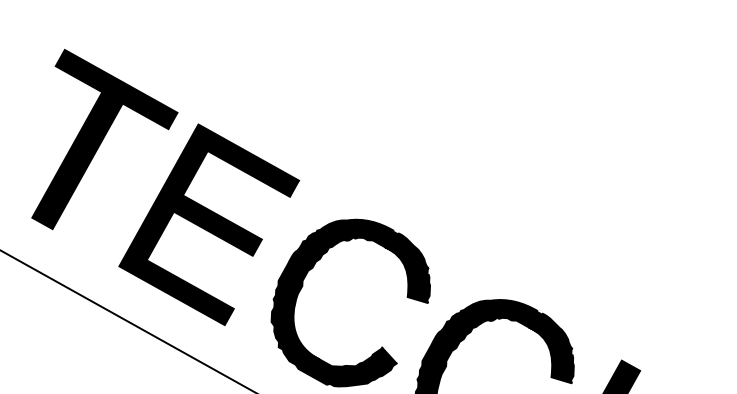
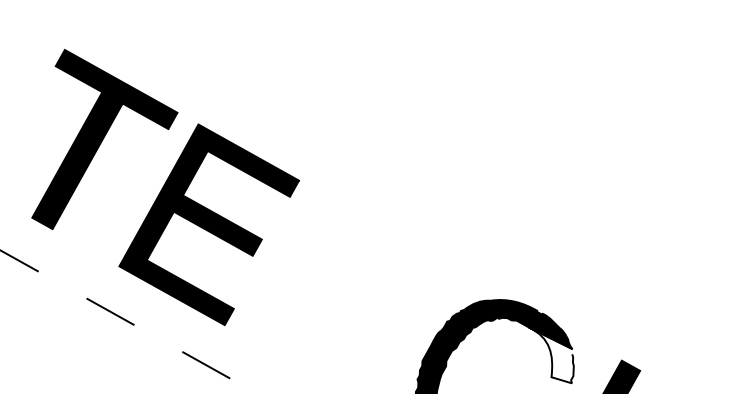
part: present -> none (303, 286)
line: solid -> dashed (128, 321)
fill: present -> none (550, 355)
